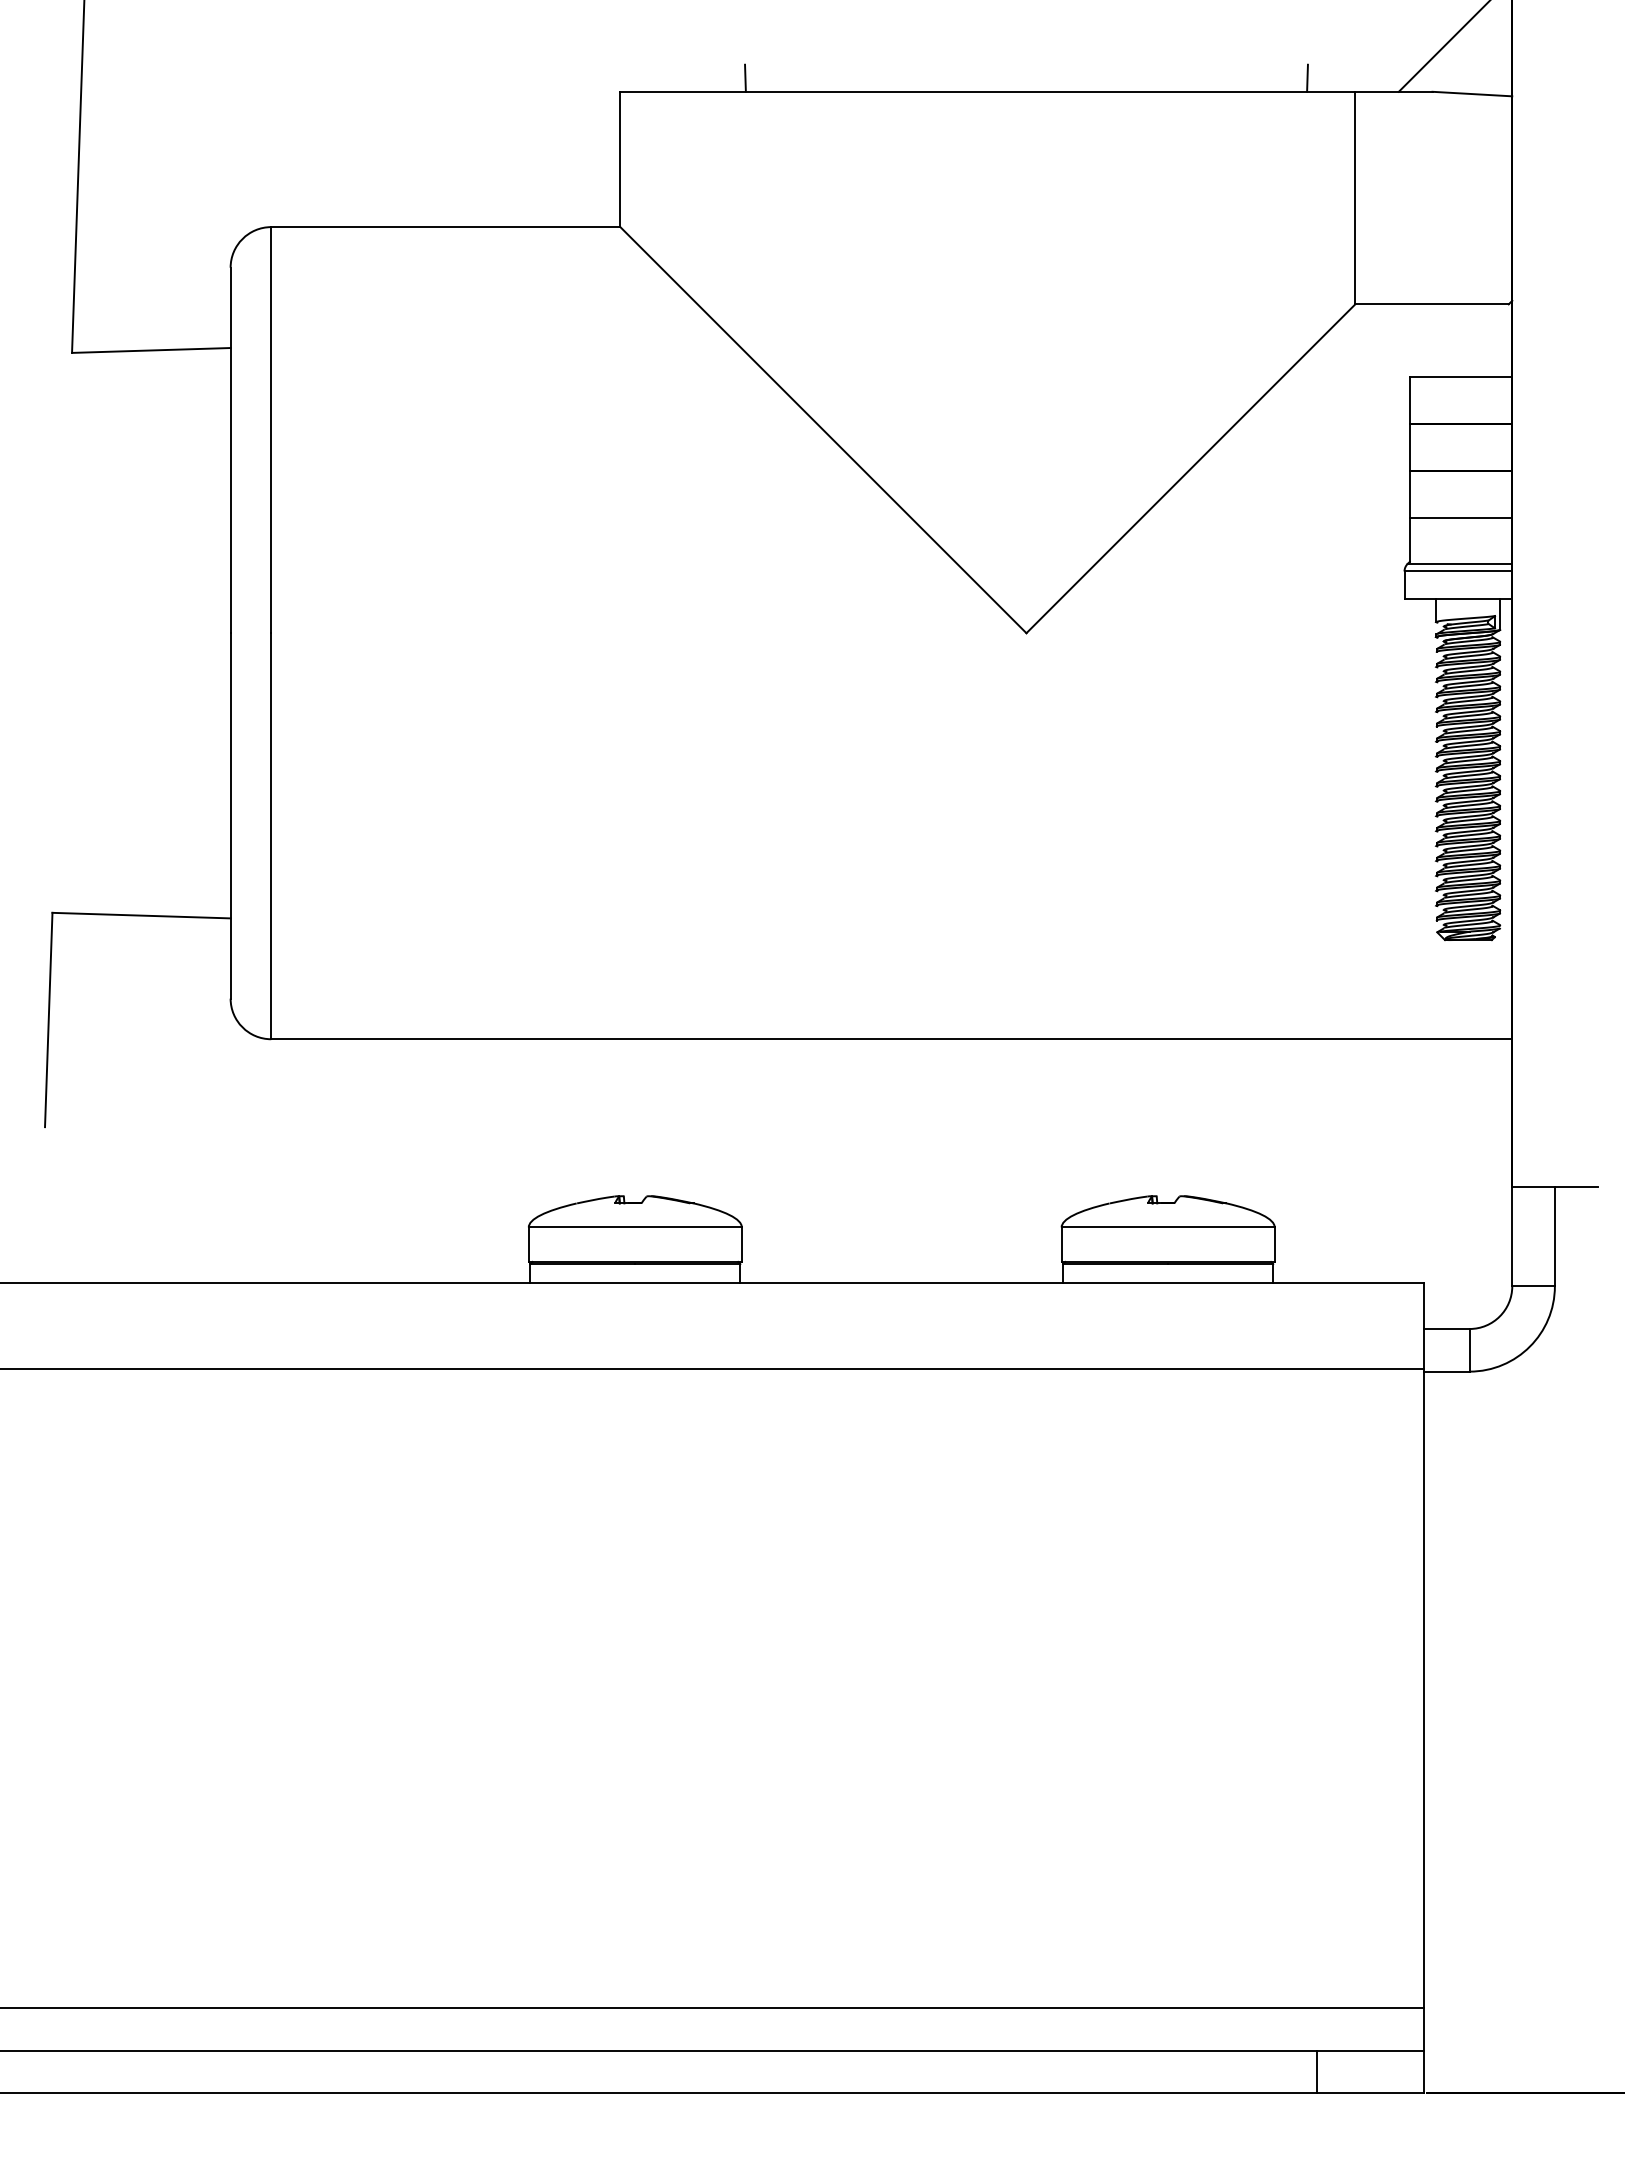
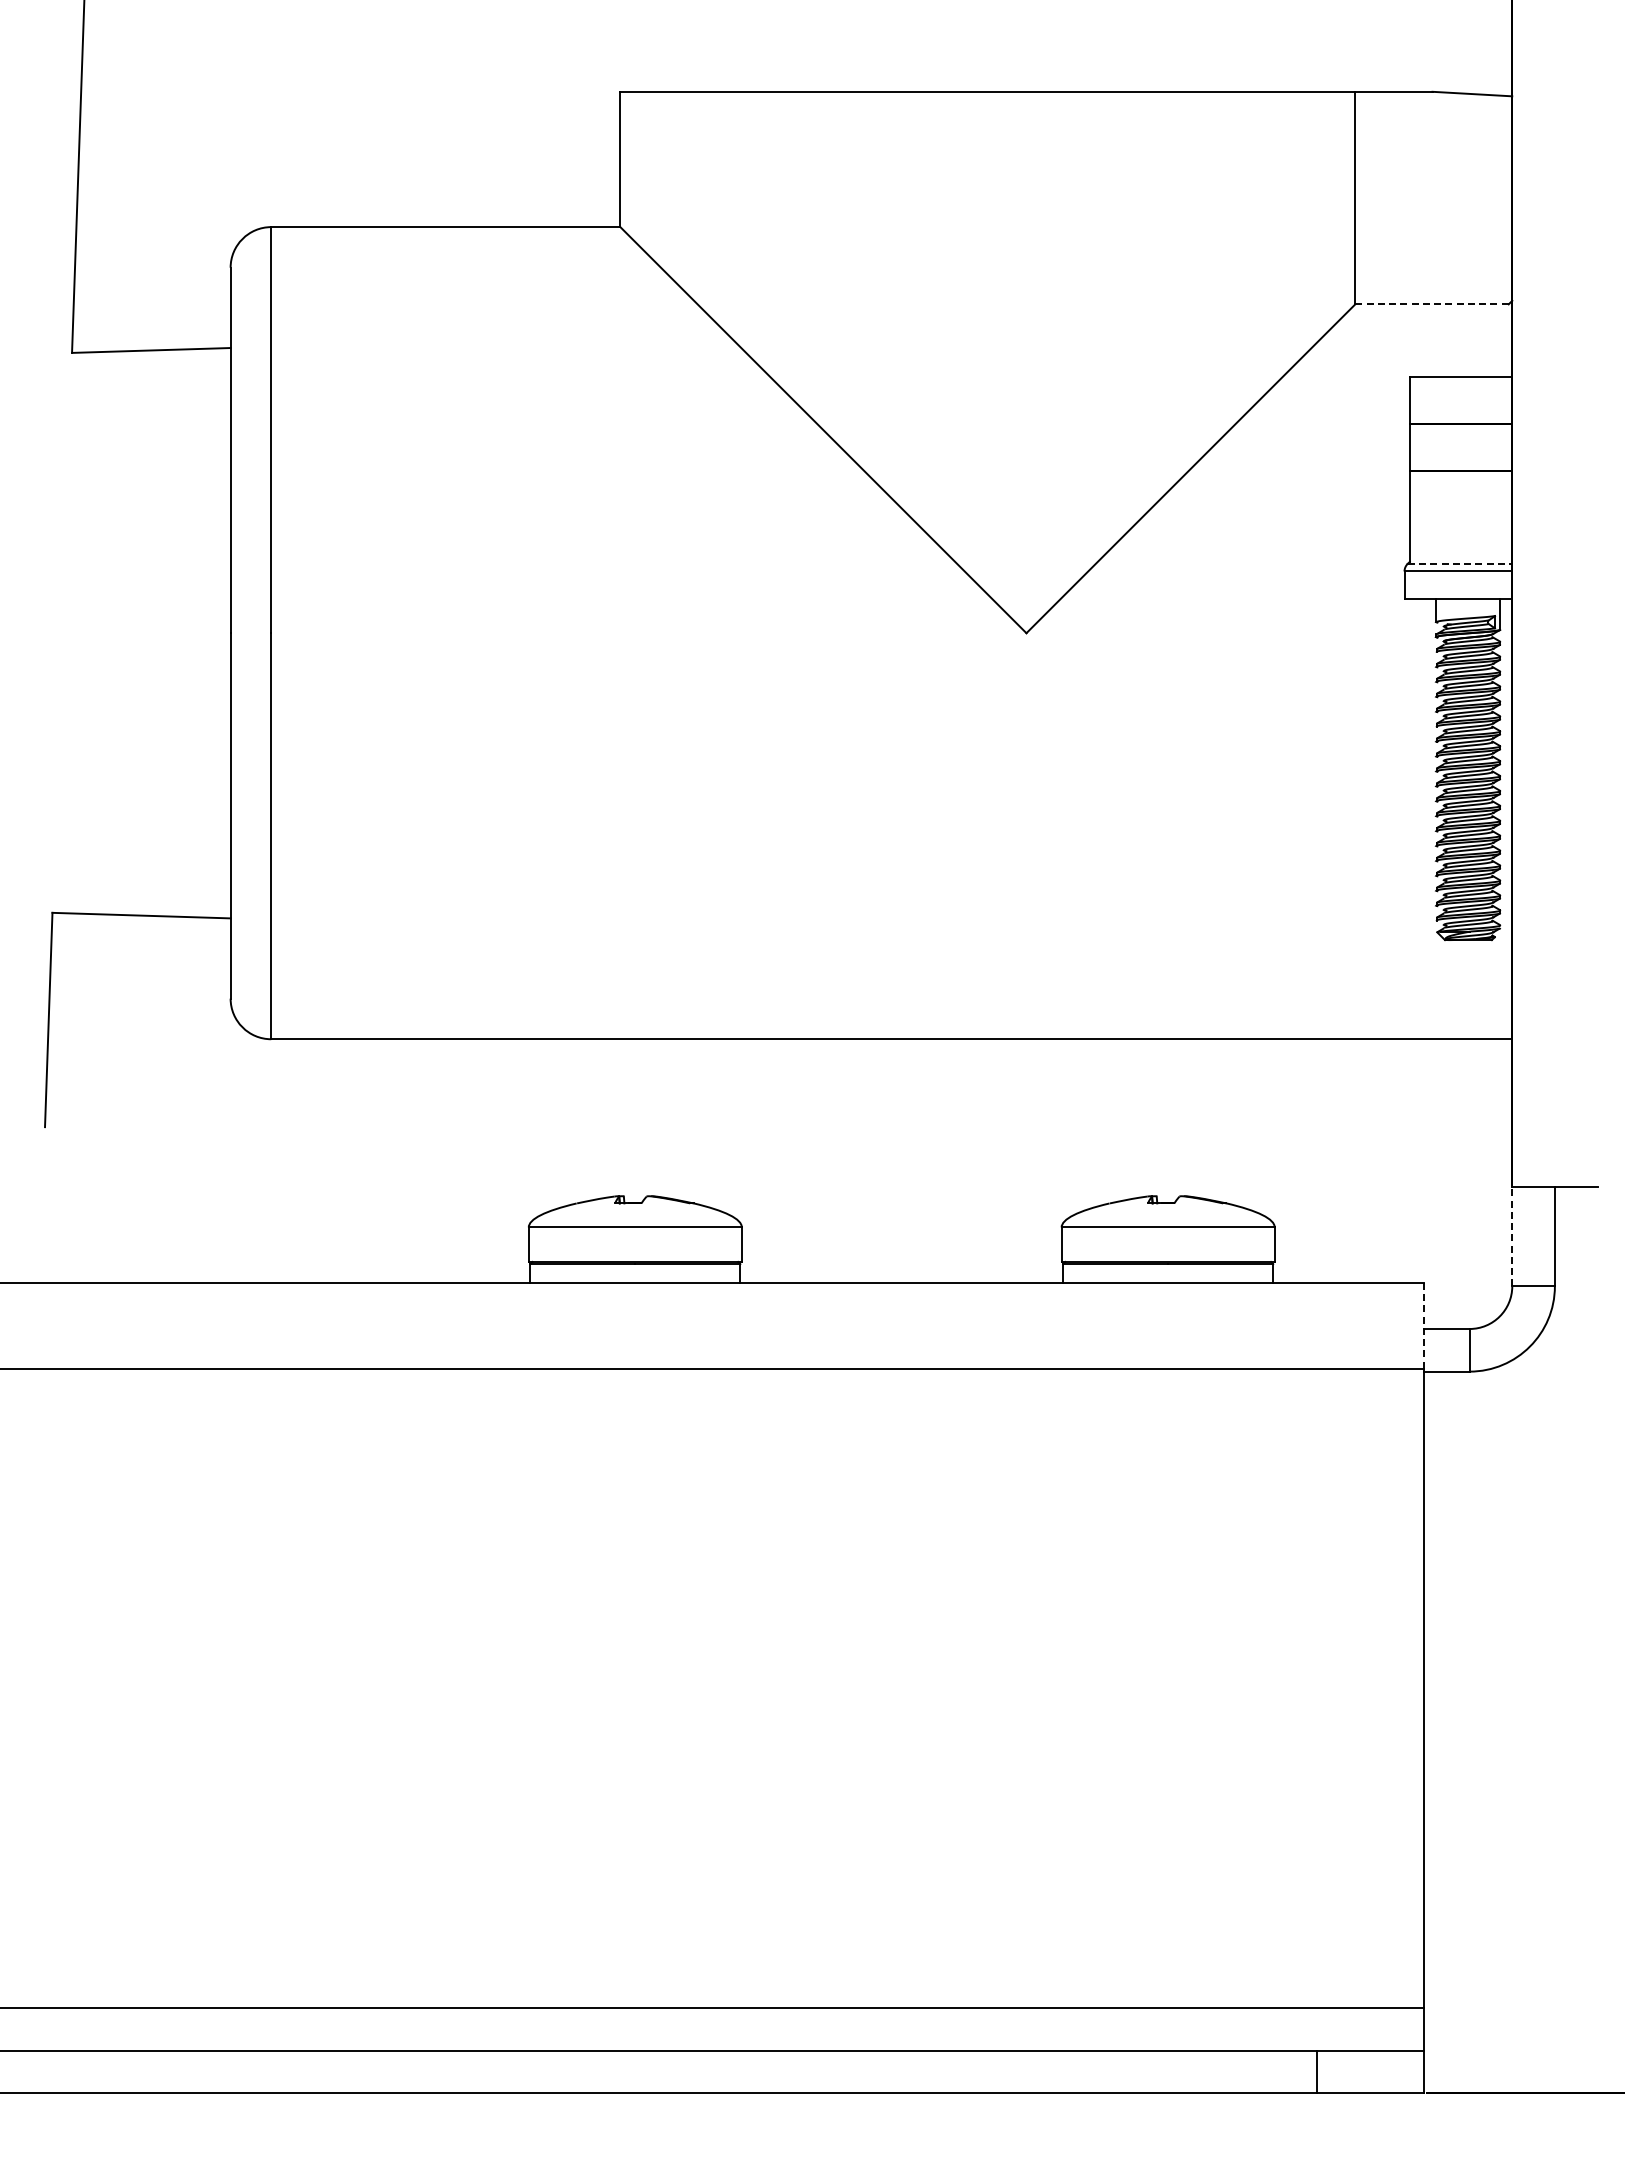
line: present -> none (1443, 46)
line: present -> none (745, 77)
line: present -> none (1307, 77)
line: solid -> dashed (1432, 304)
line: present -> none (1460, 518)
line: solid -> dashed (1460, 563)
line: solid -> dashed (1512, 1236)
line: solid -> dashed (1423, 1325)
